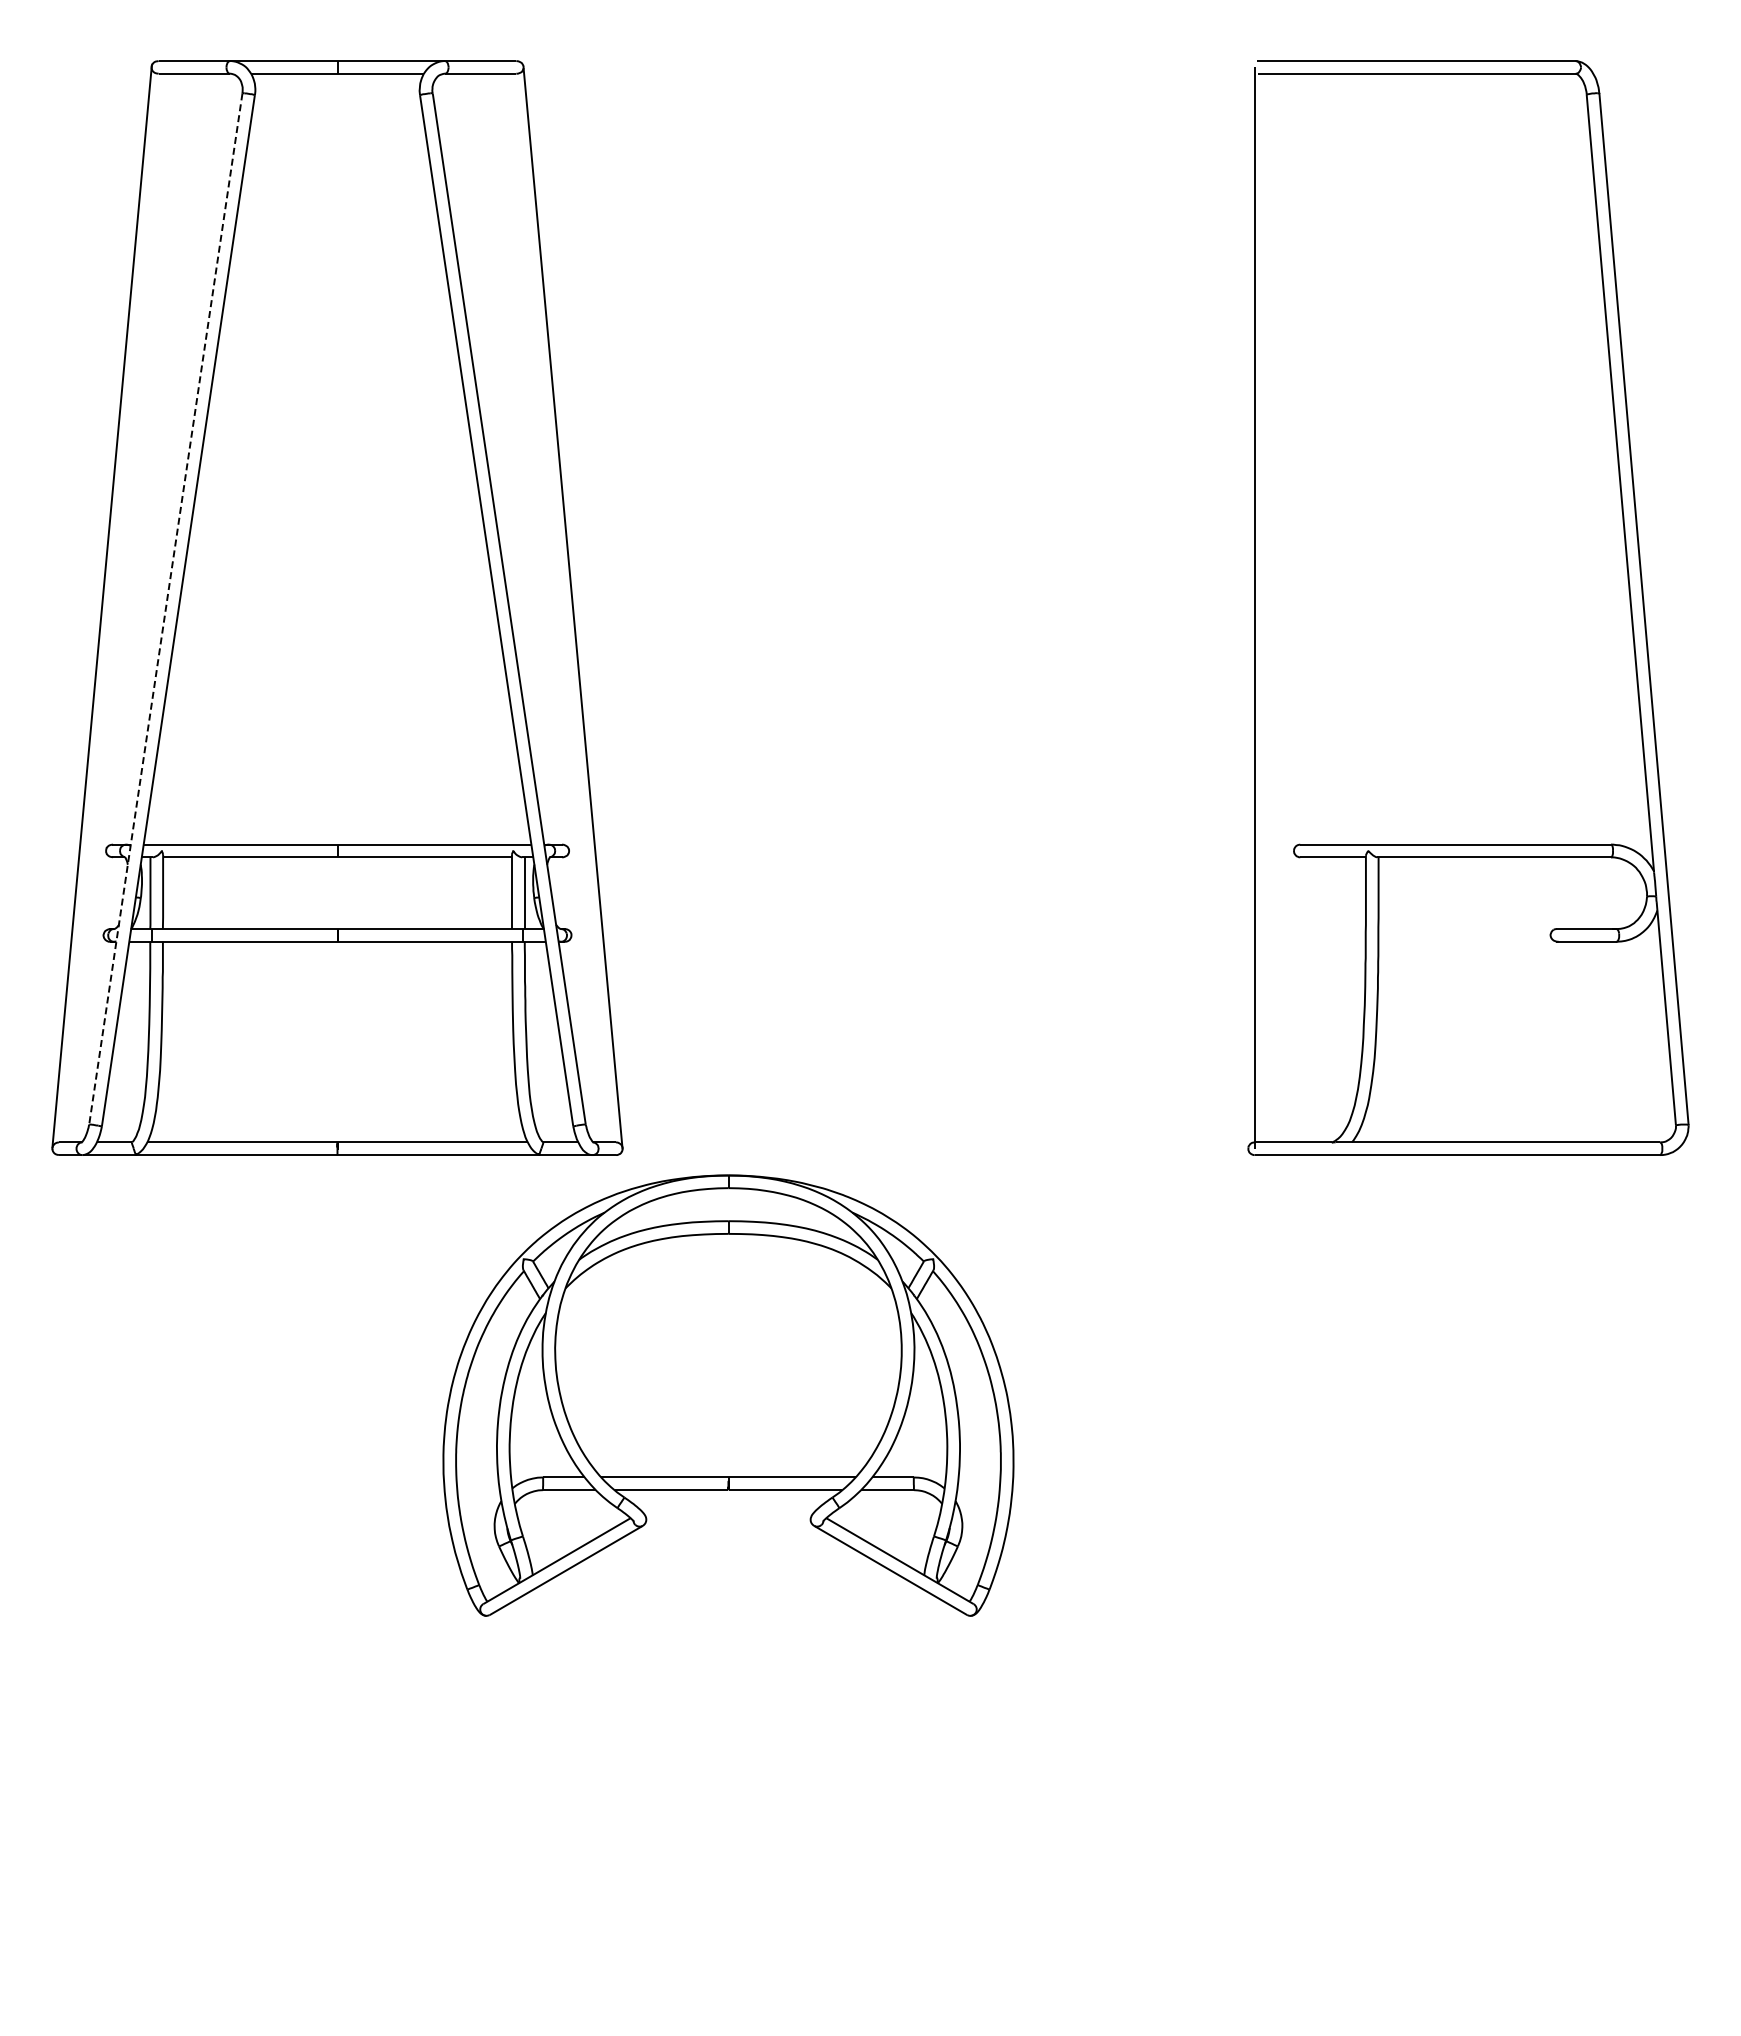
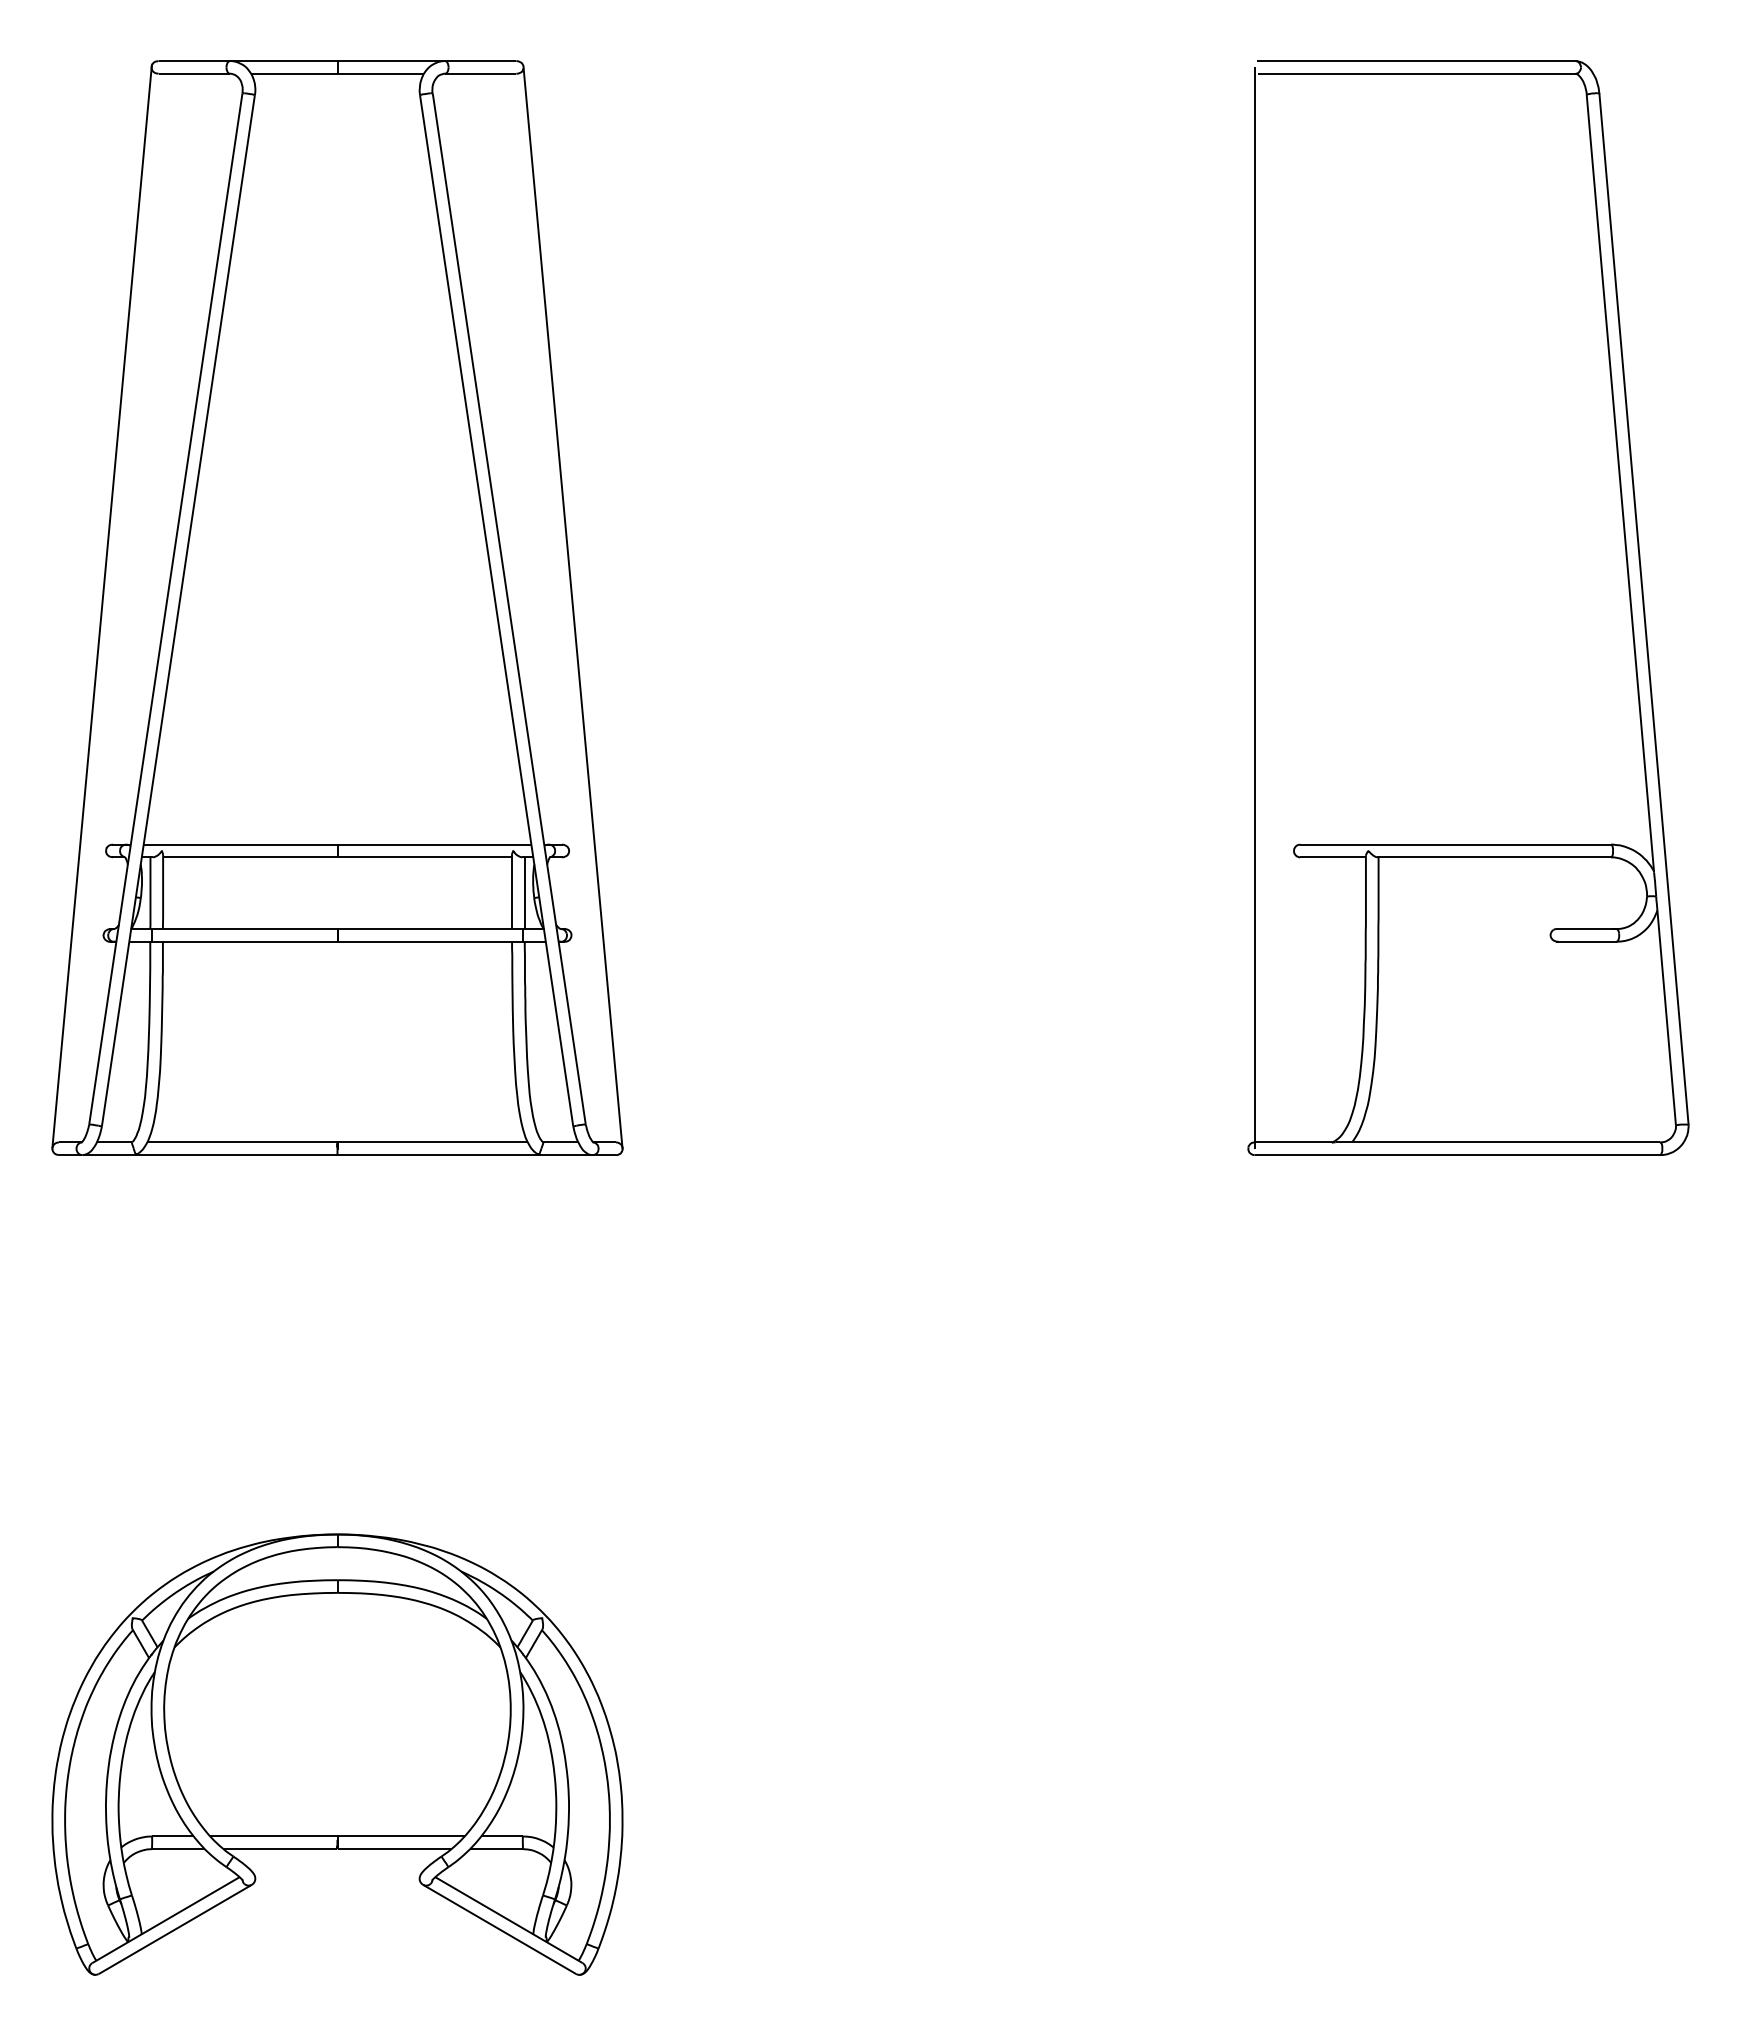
line: dashed -> solid (165, 609)
part position: (728, 1395) -> (337, 1754) (337, 1754)
